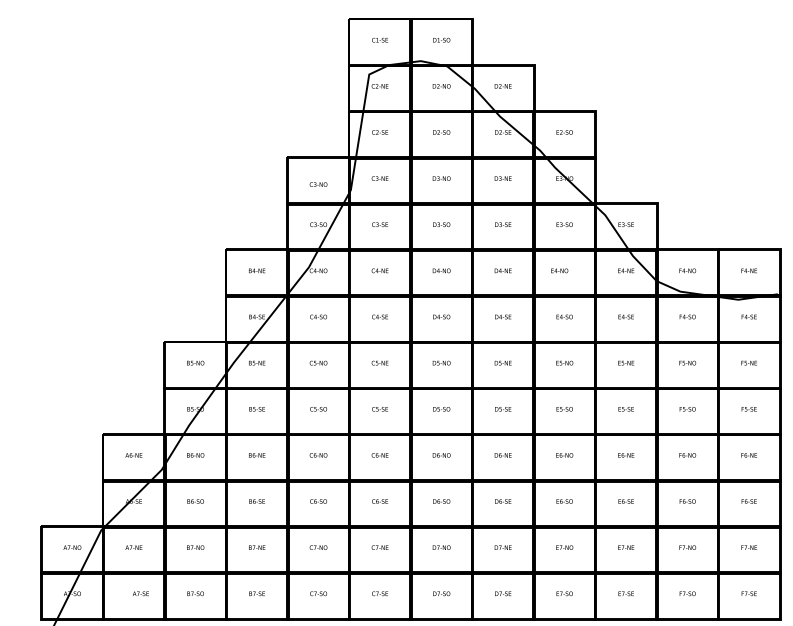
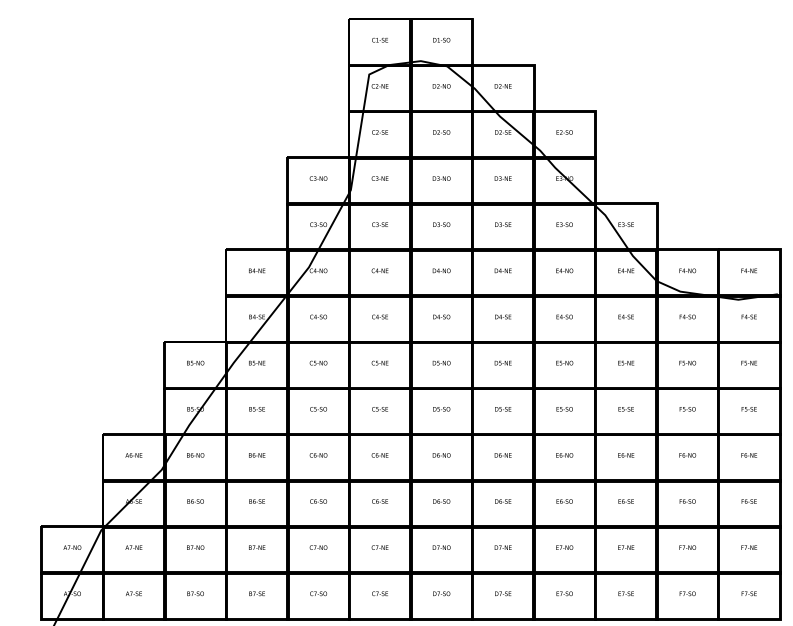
text position: (318, 184) -> (318, 178) (318, 178)
text position: (559, 270) -> (564, 270) (564, 270)
text position: (140, 593) -> (133, 593) (133, 593)
